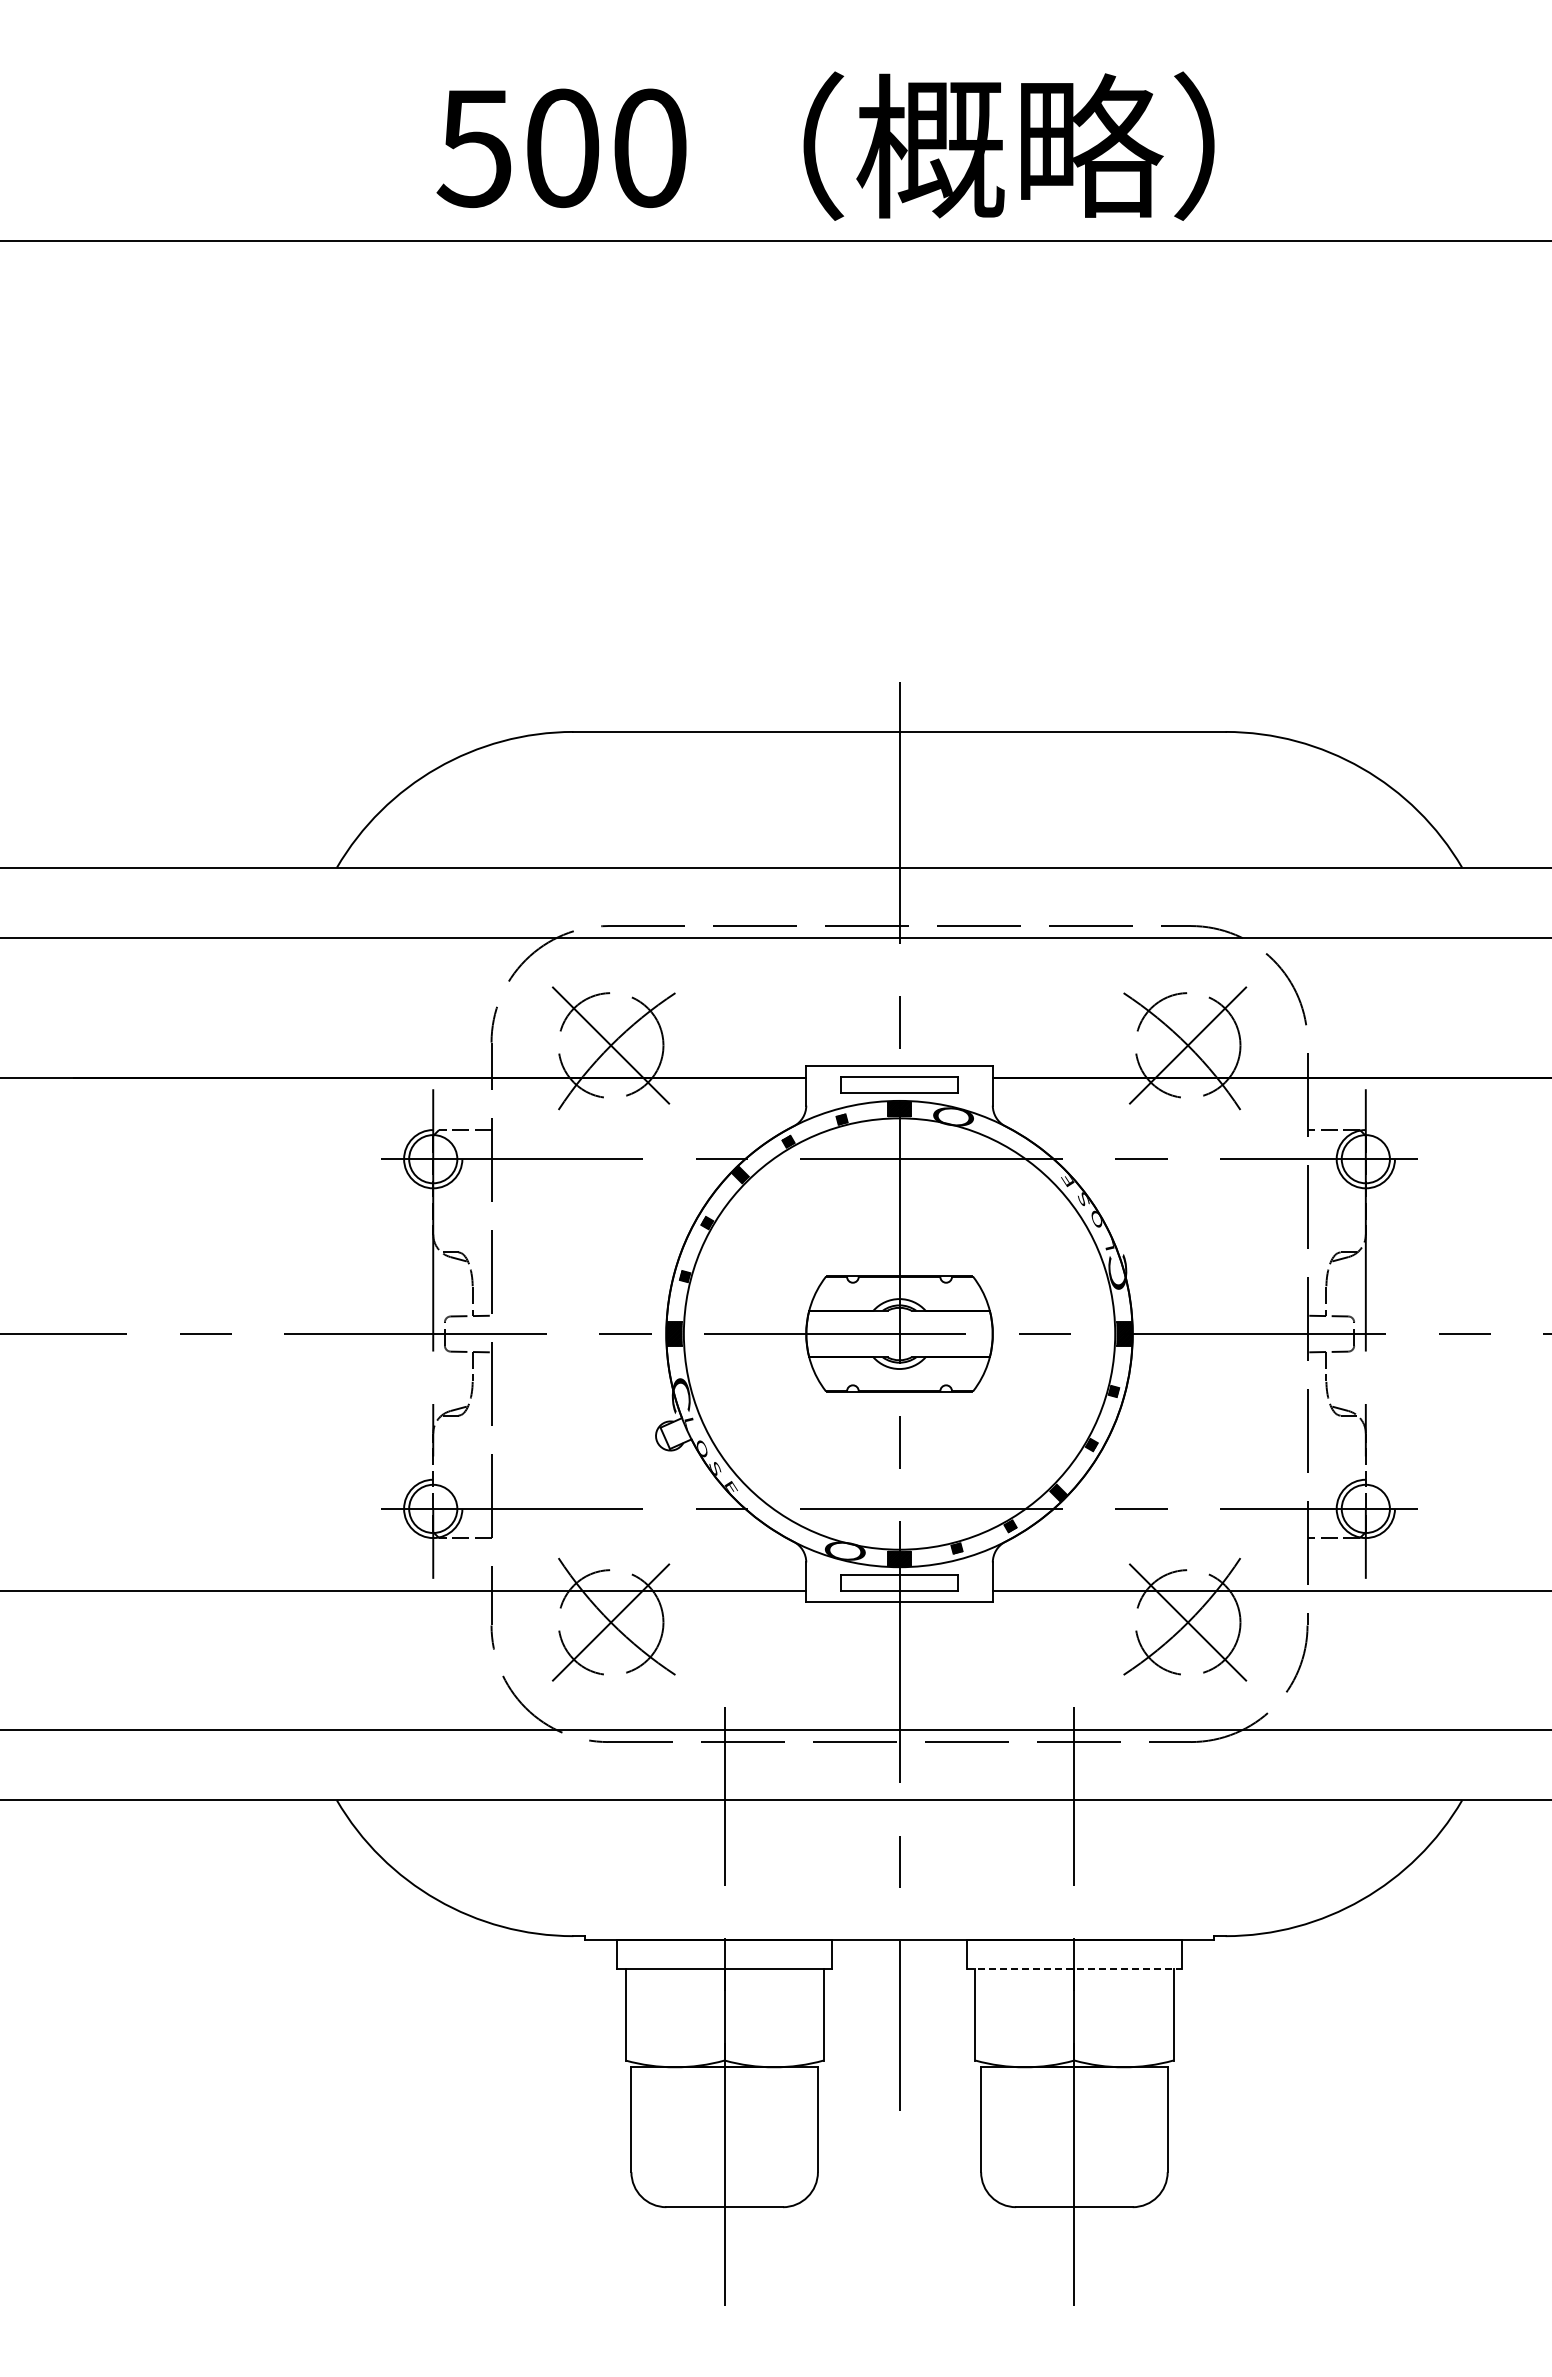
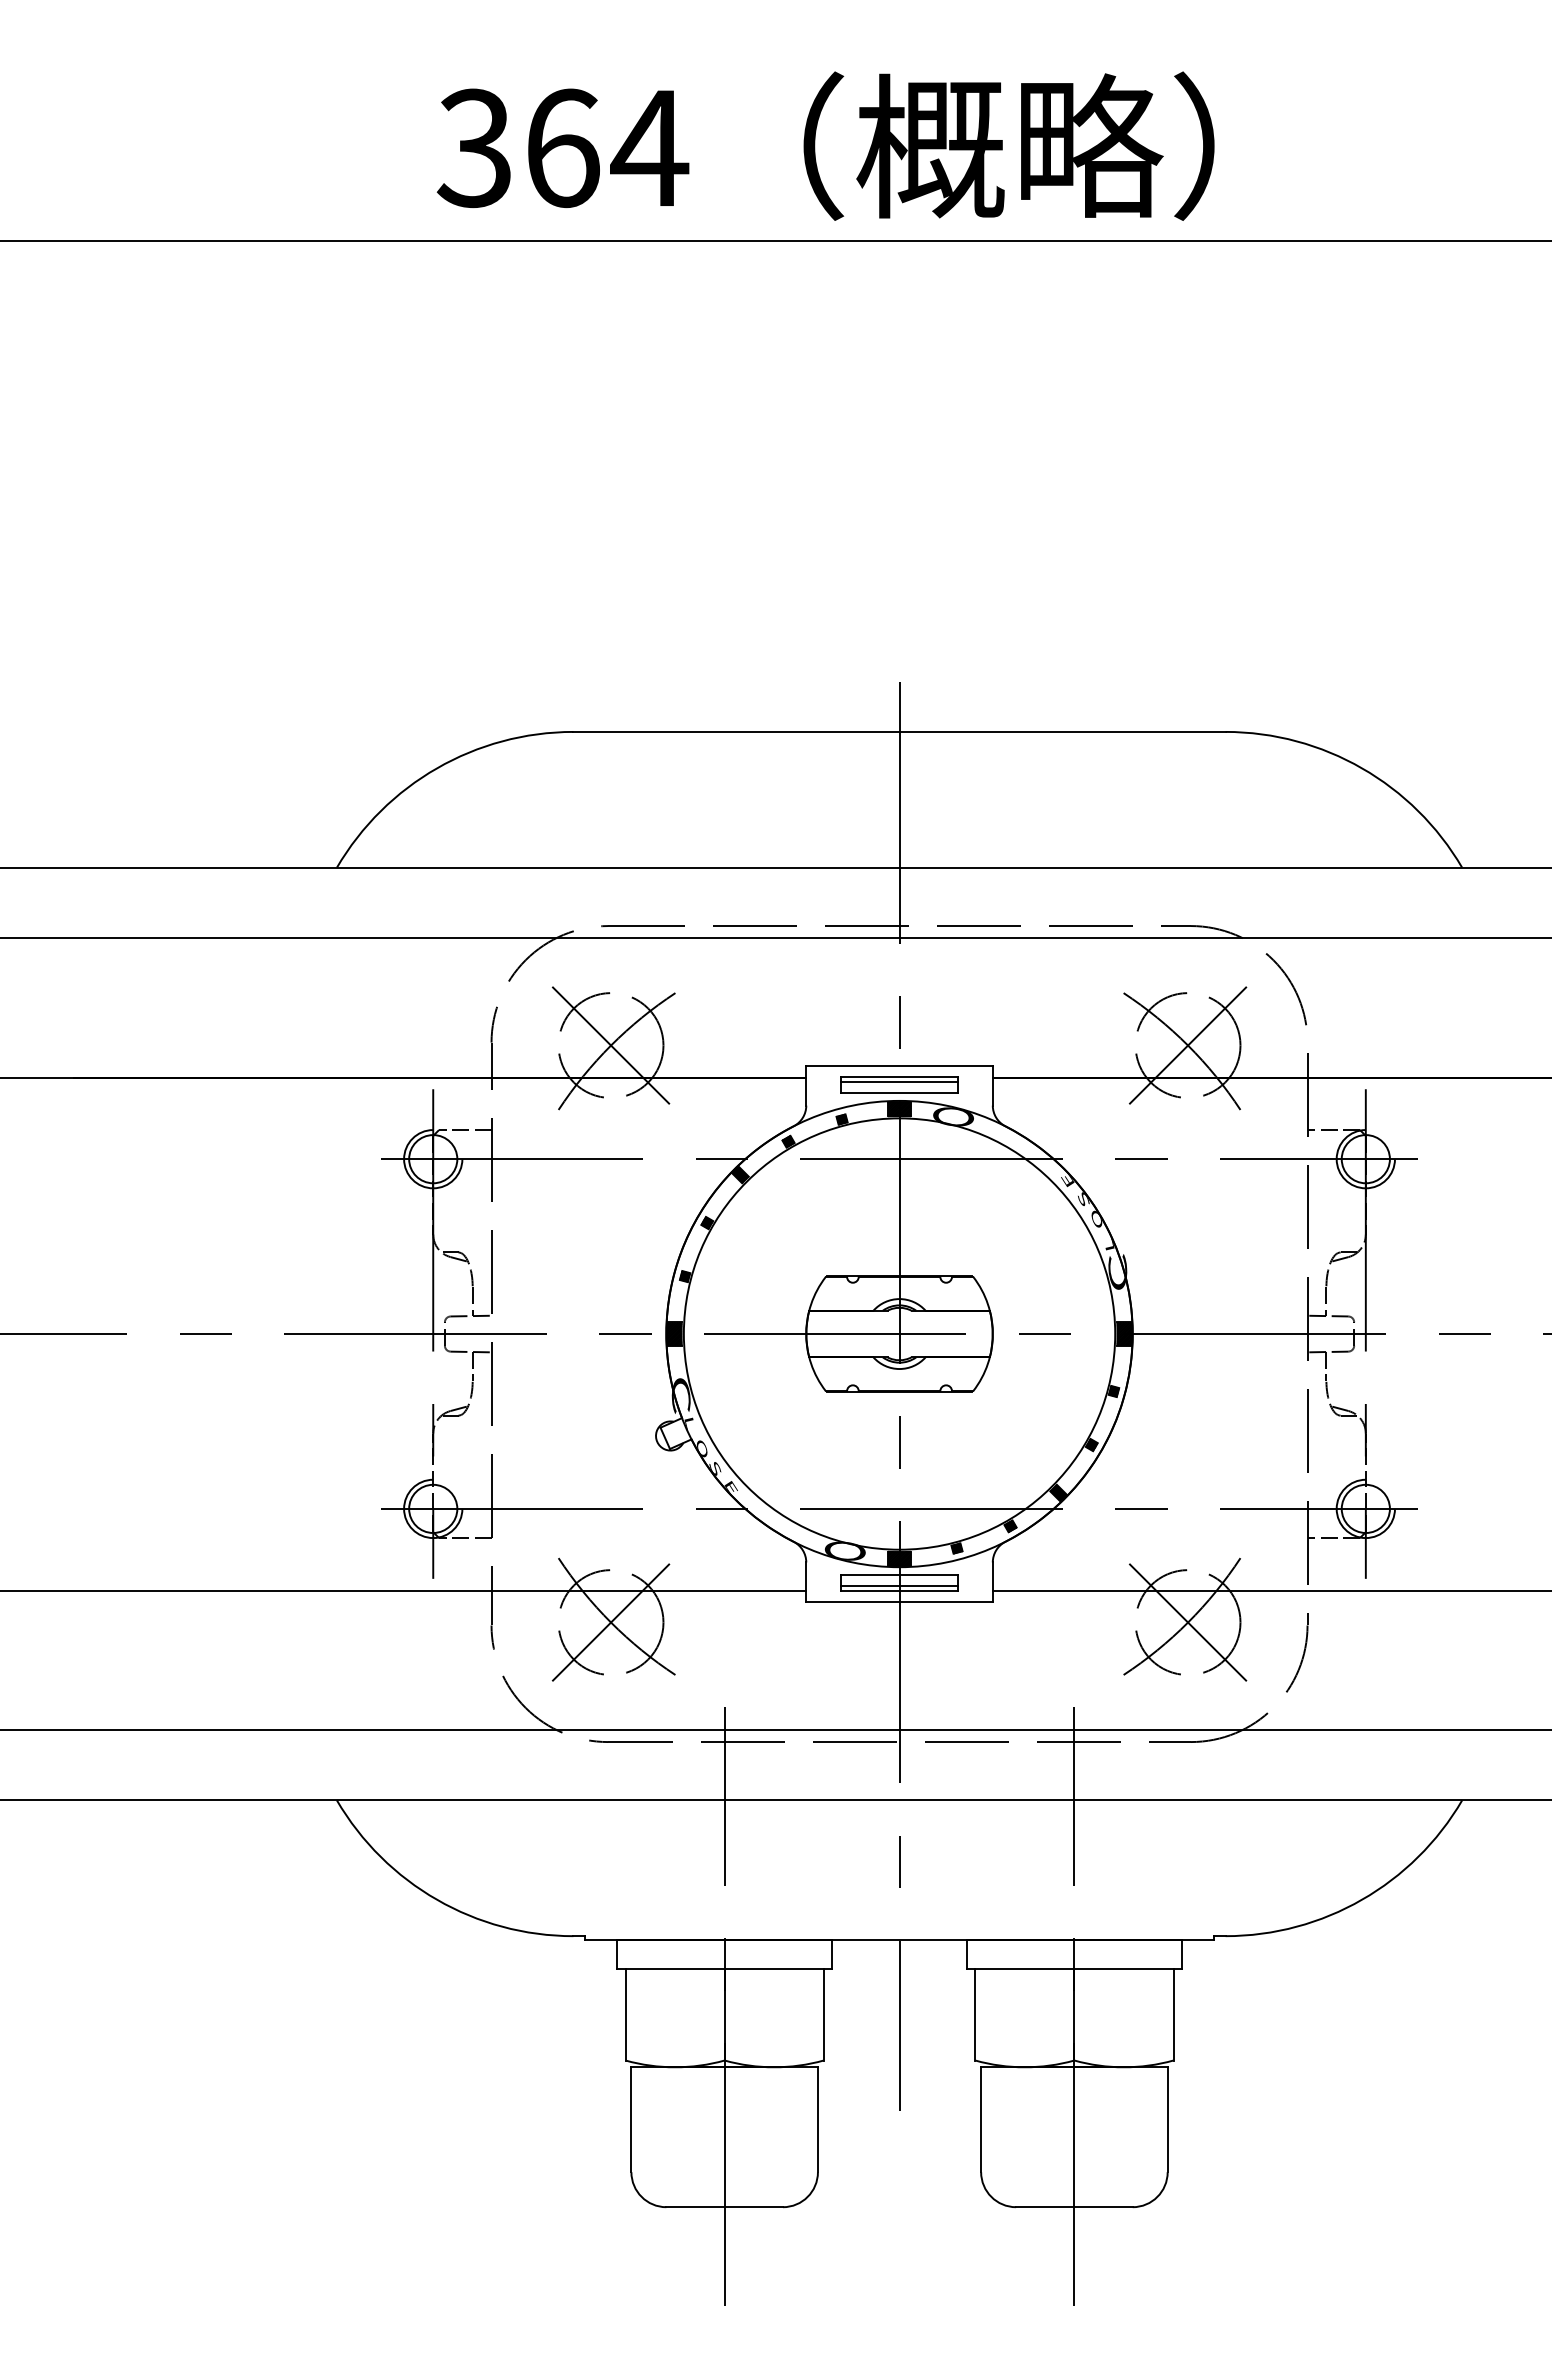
text: 500 -> 364 (562, 148)
line: none -> present (899, 1081)
line: none -> present (899, 1586)
line: dashed -> solid (1074, 1969)
